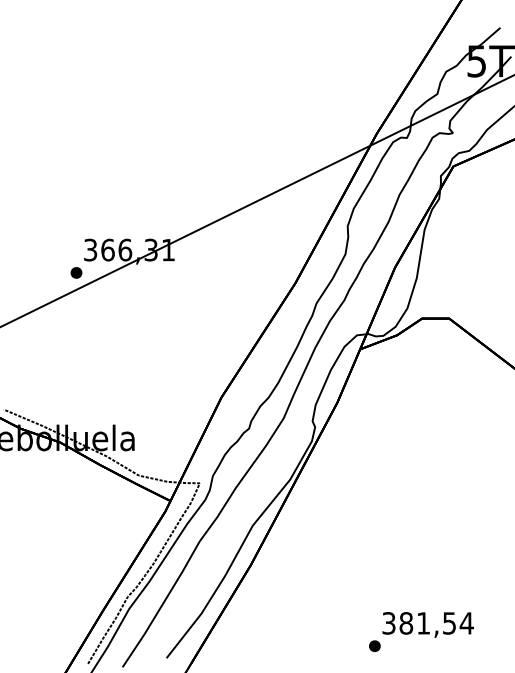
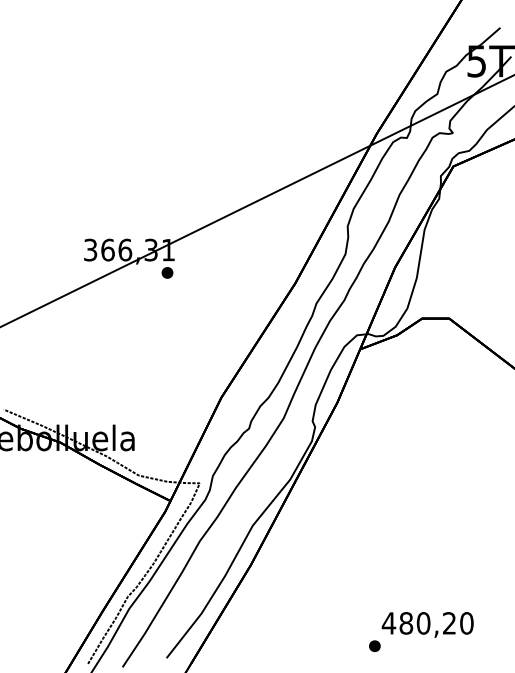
part position: (76, 272) -> (167, 272) (167, 272)
text: 381,54 -> 480,20 (427, 623)
